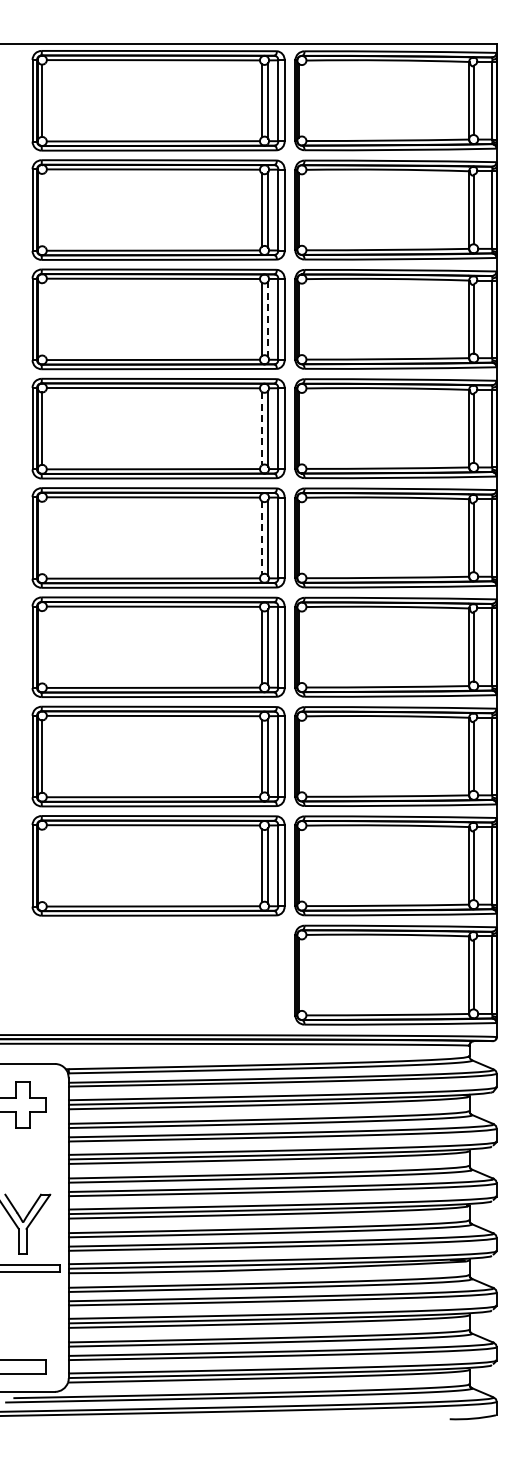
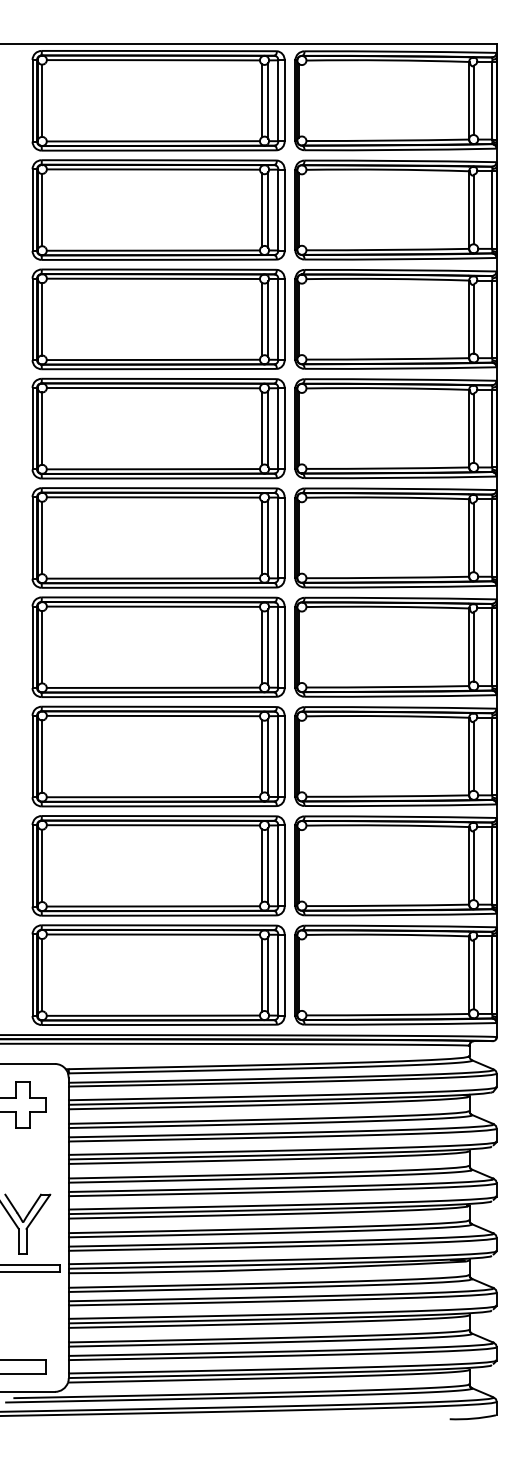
line: none -> present (42, 209)
line: none -> present (42, 319)
line: dashed -> solid (268, 319)
line: dashed -> solid (262, 428)
line: none -> present (42, 537)
line: dashed -> solid (262, 537)
line: none -> present (42, 647)
line: none -> present (42, 865)
part: none -> present (158, 974)
